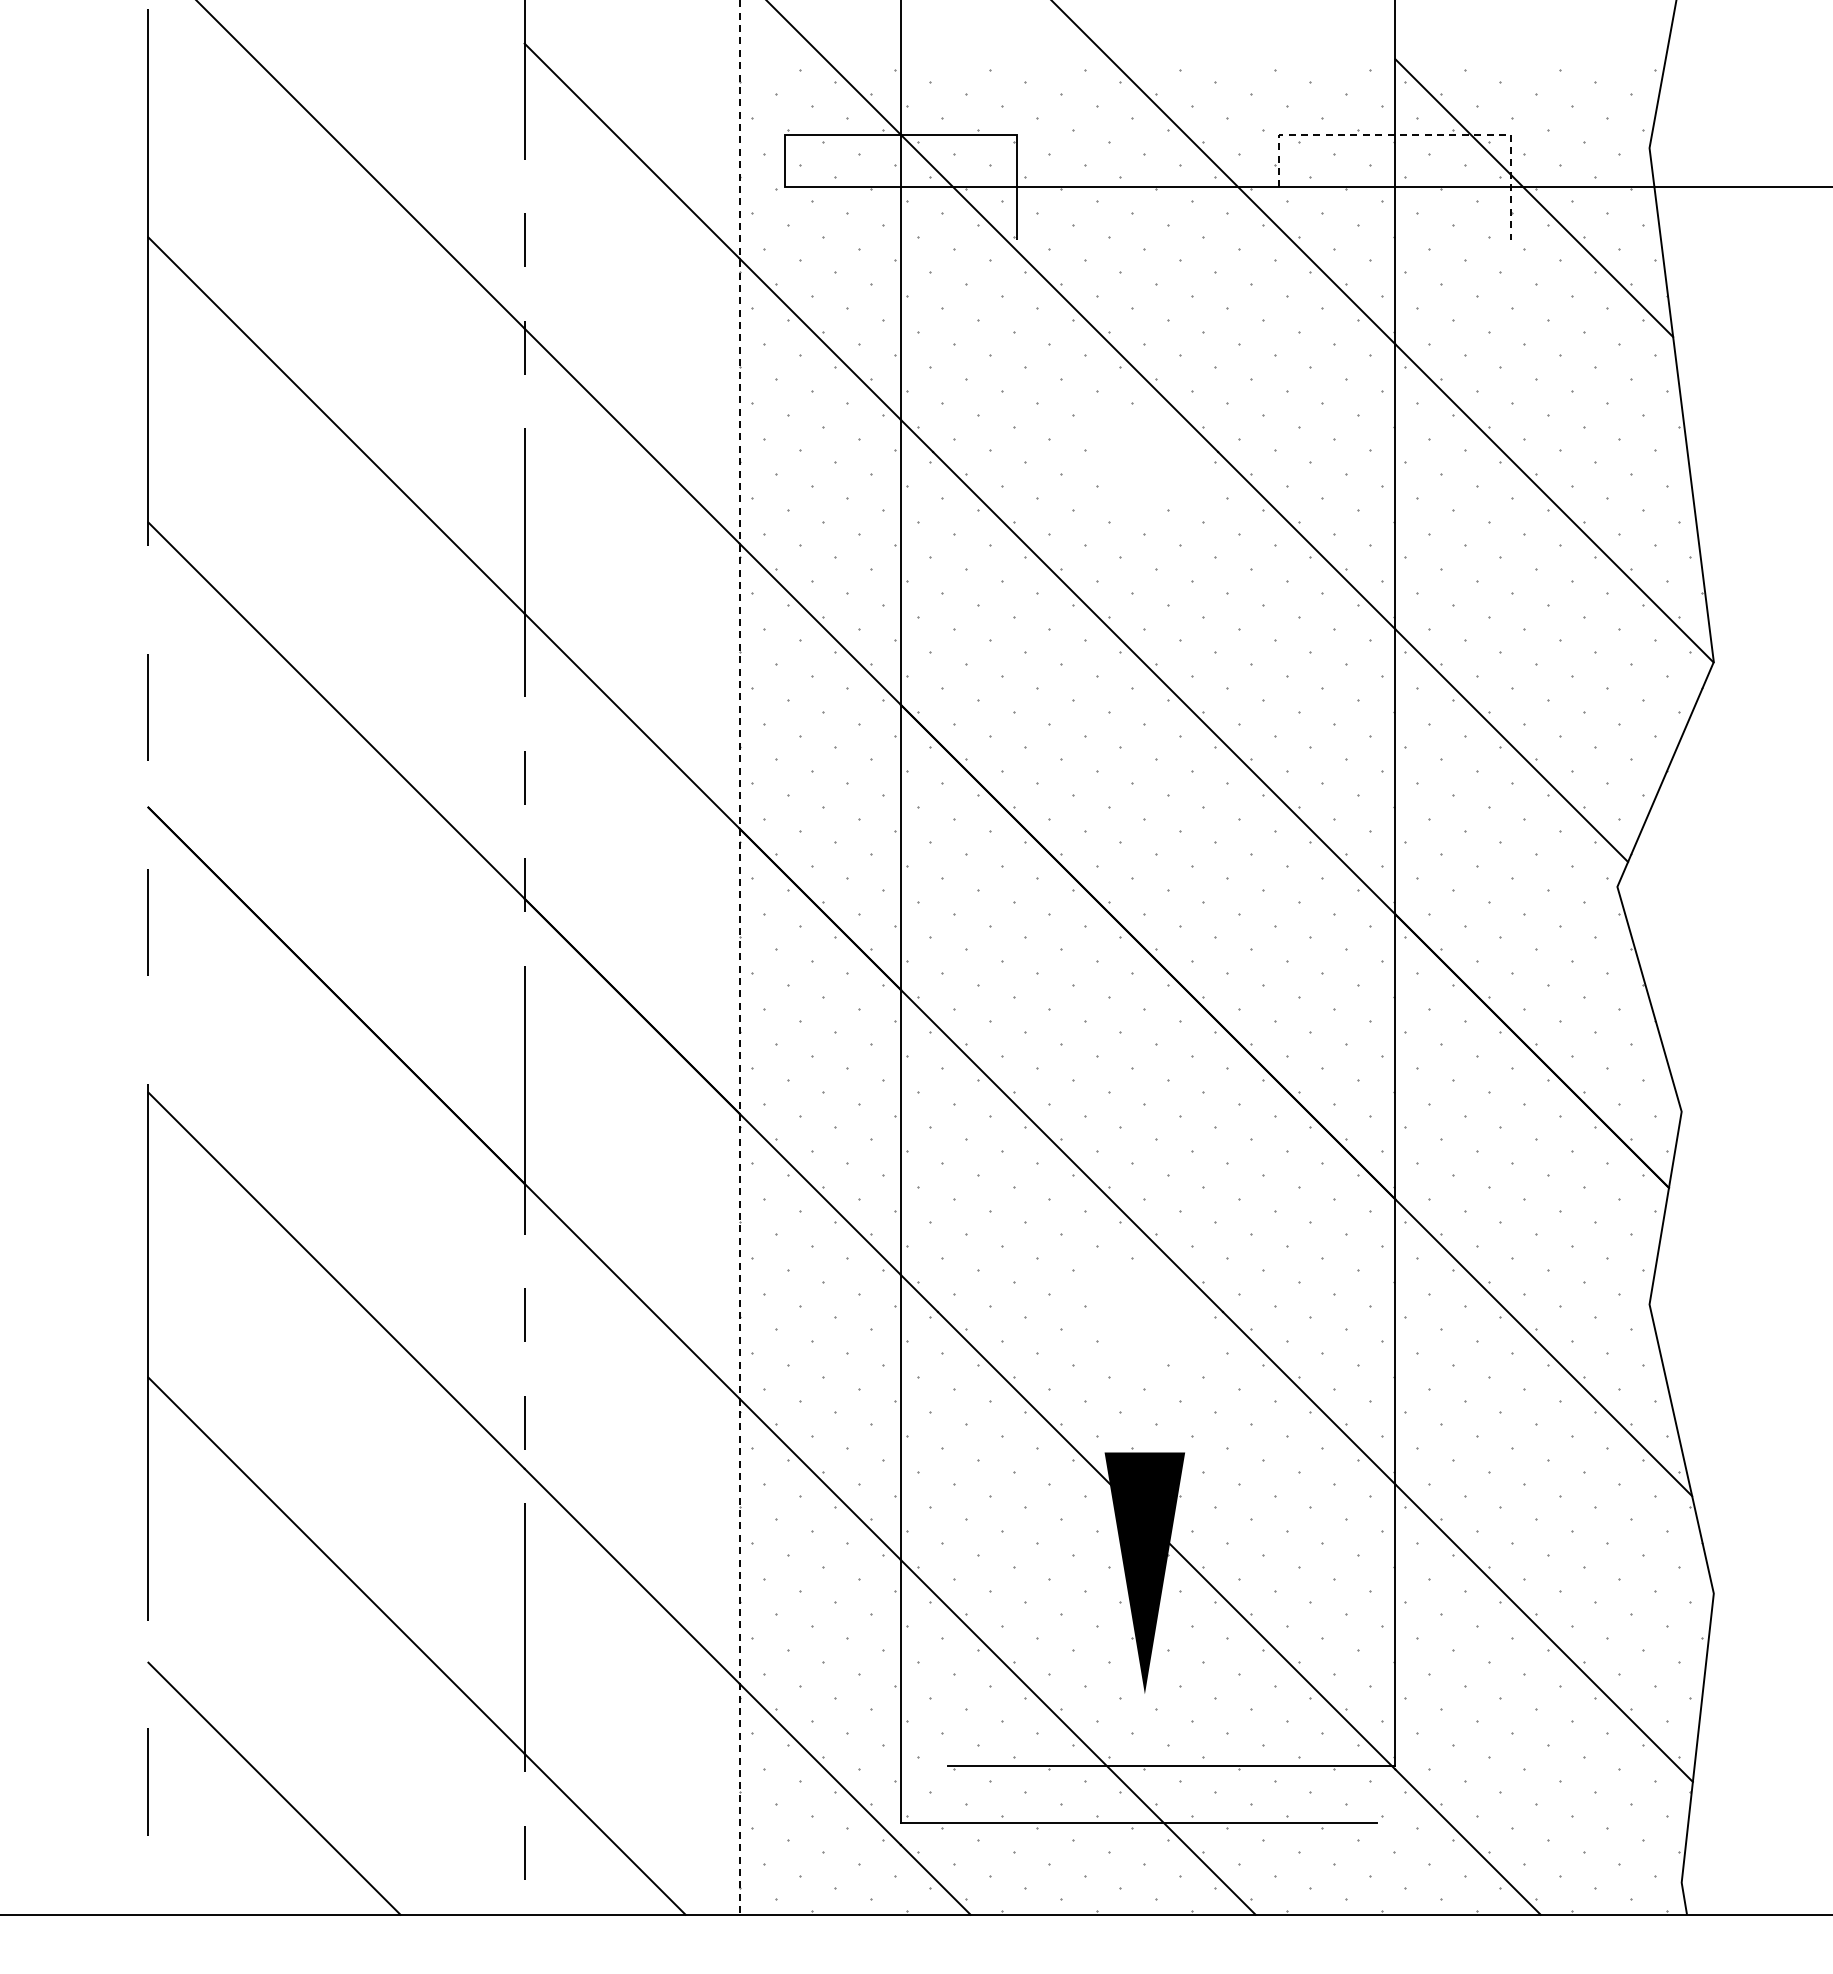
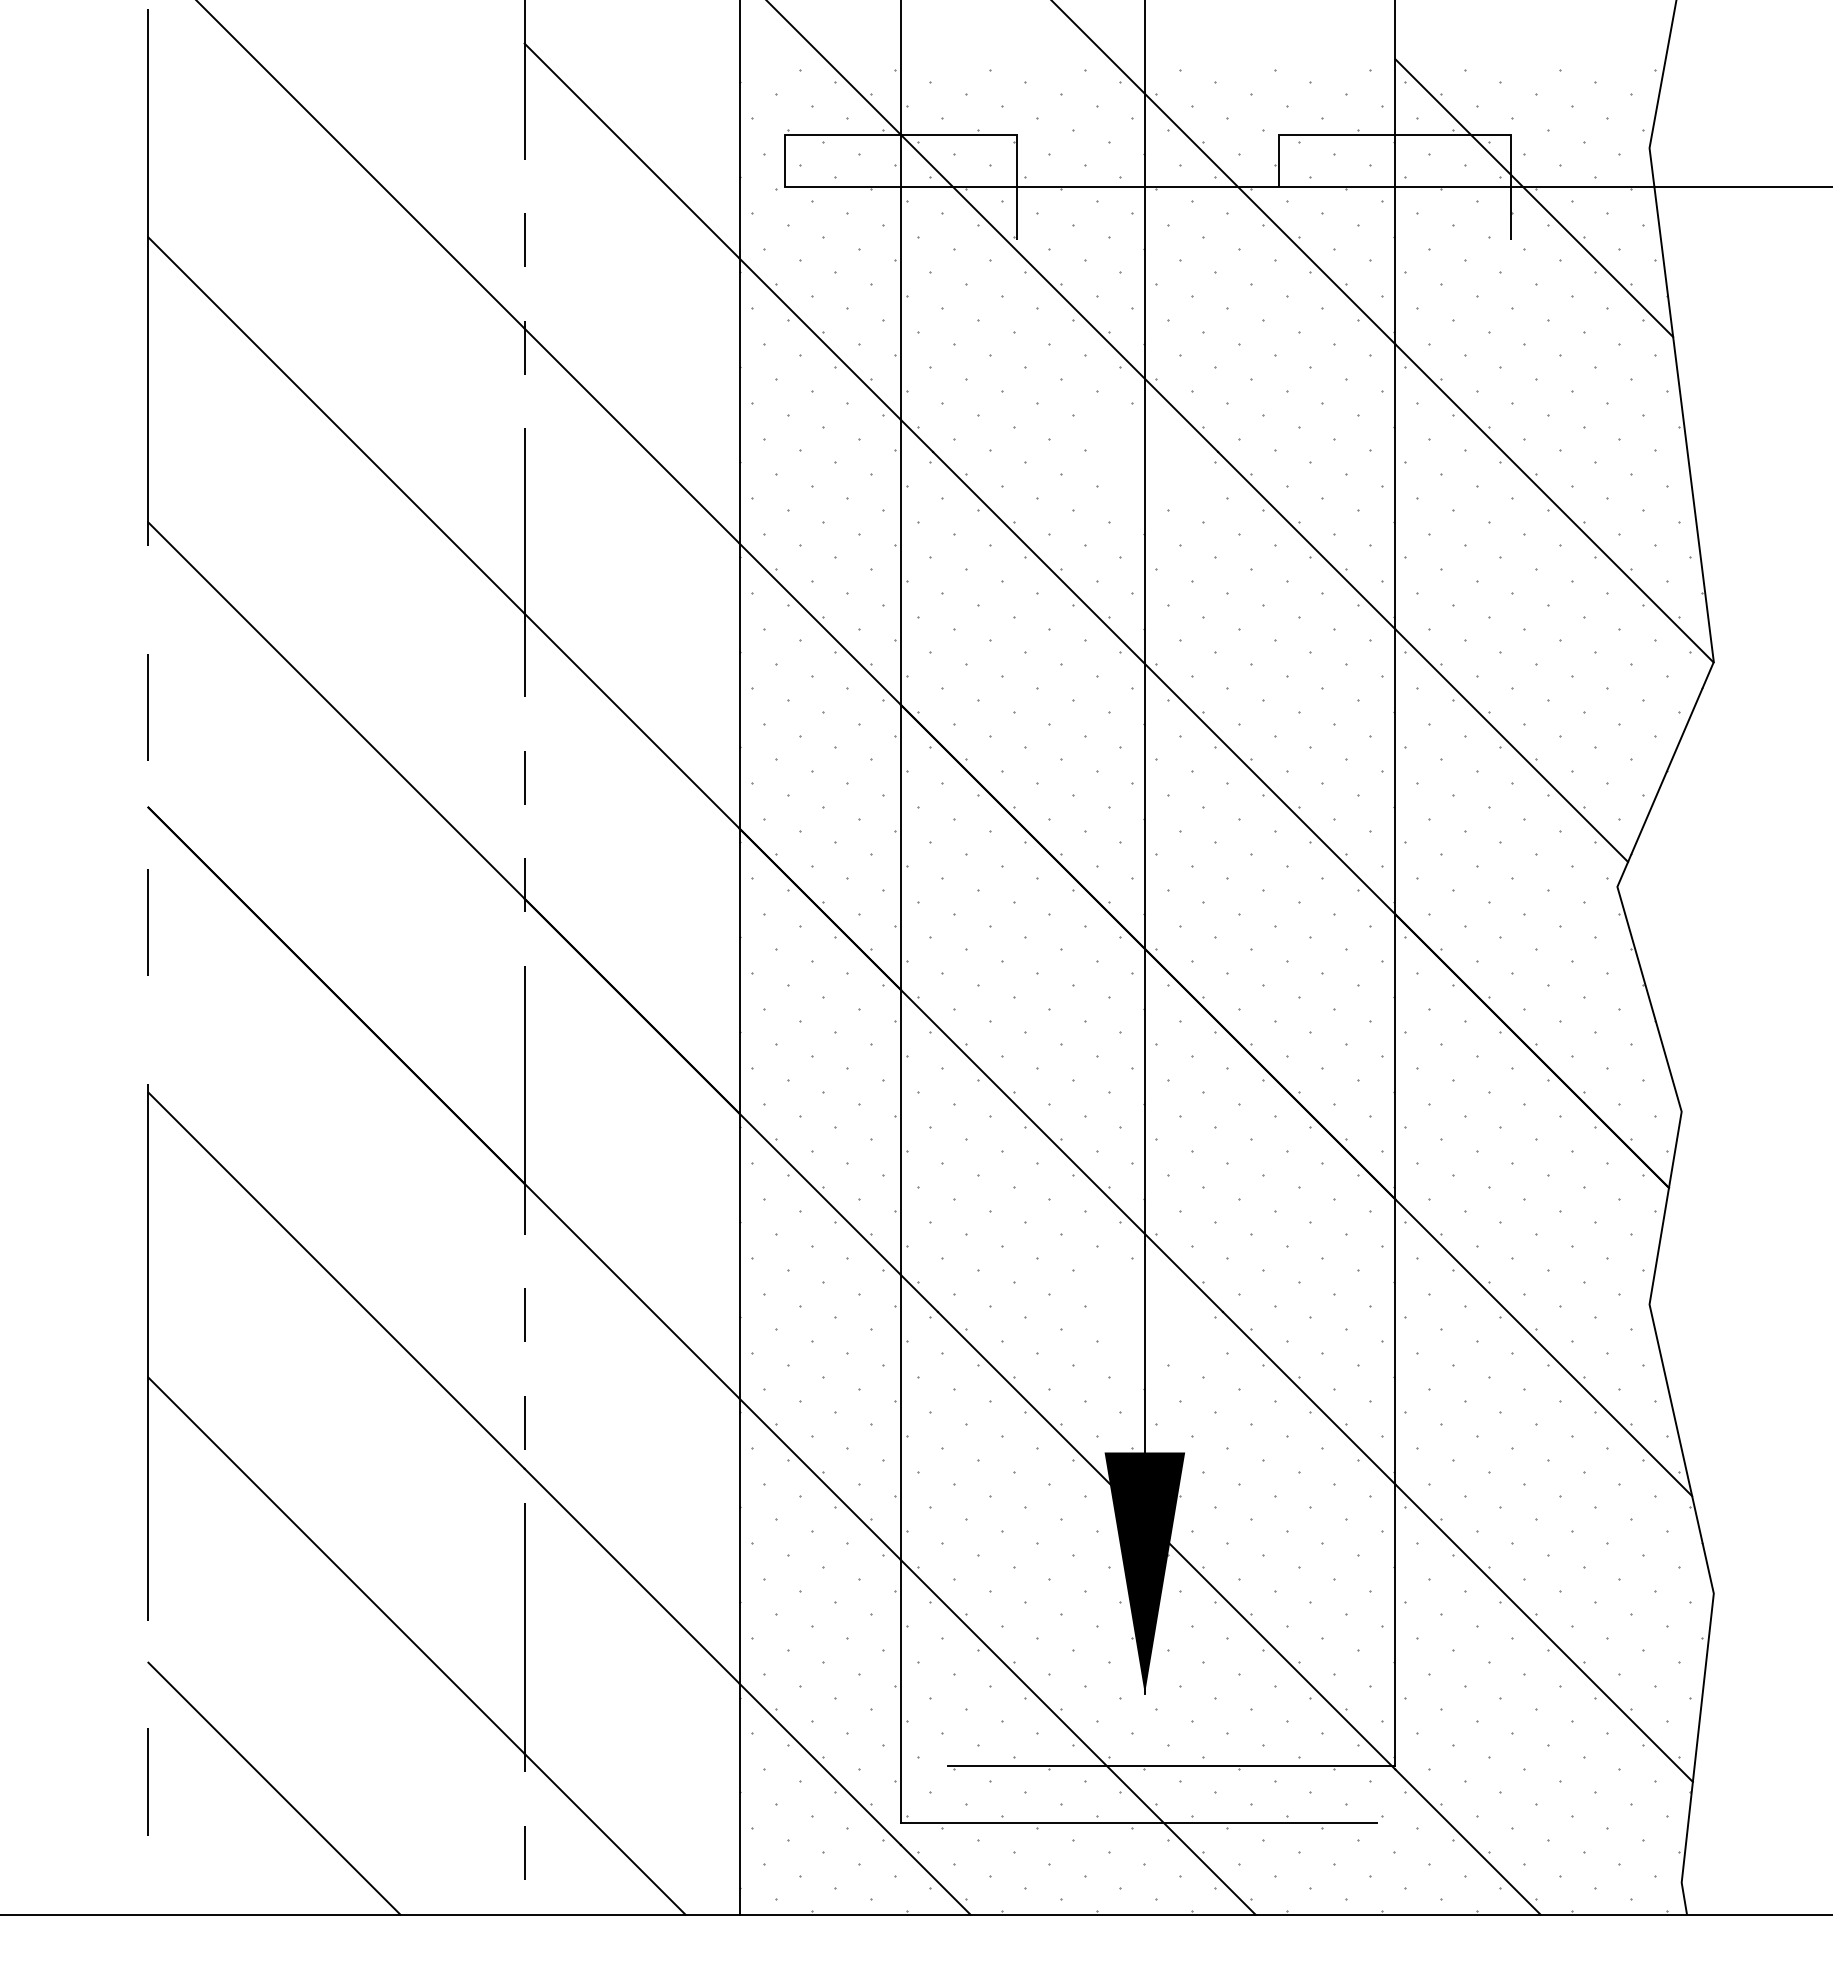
line: dashed -> solid (1422, 134)
line: none -> present (1144, 848)
line: dashed -> solid (739, 957)
